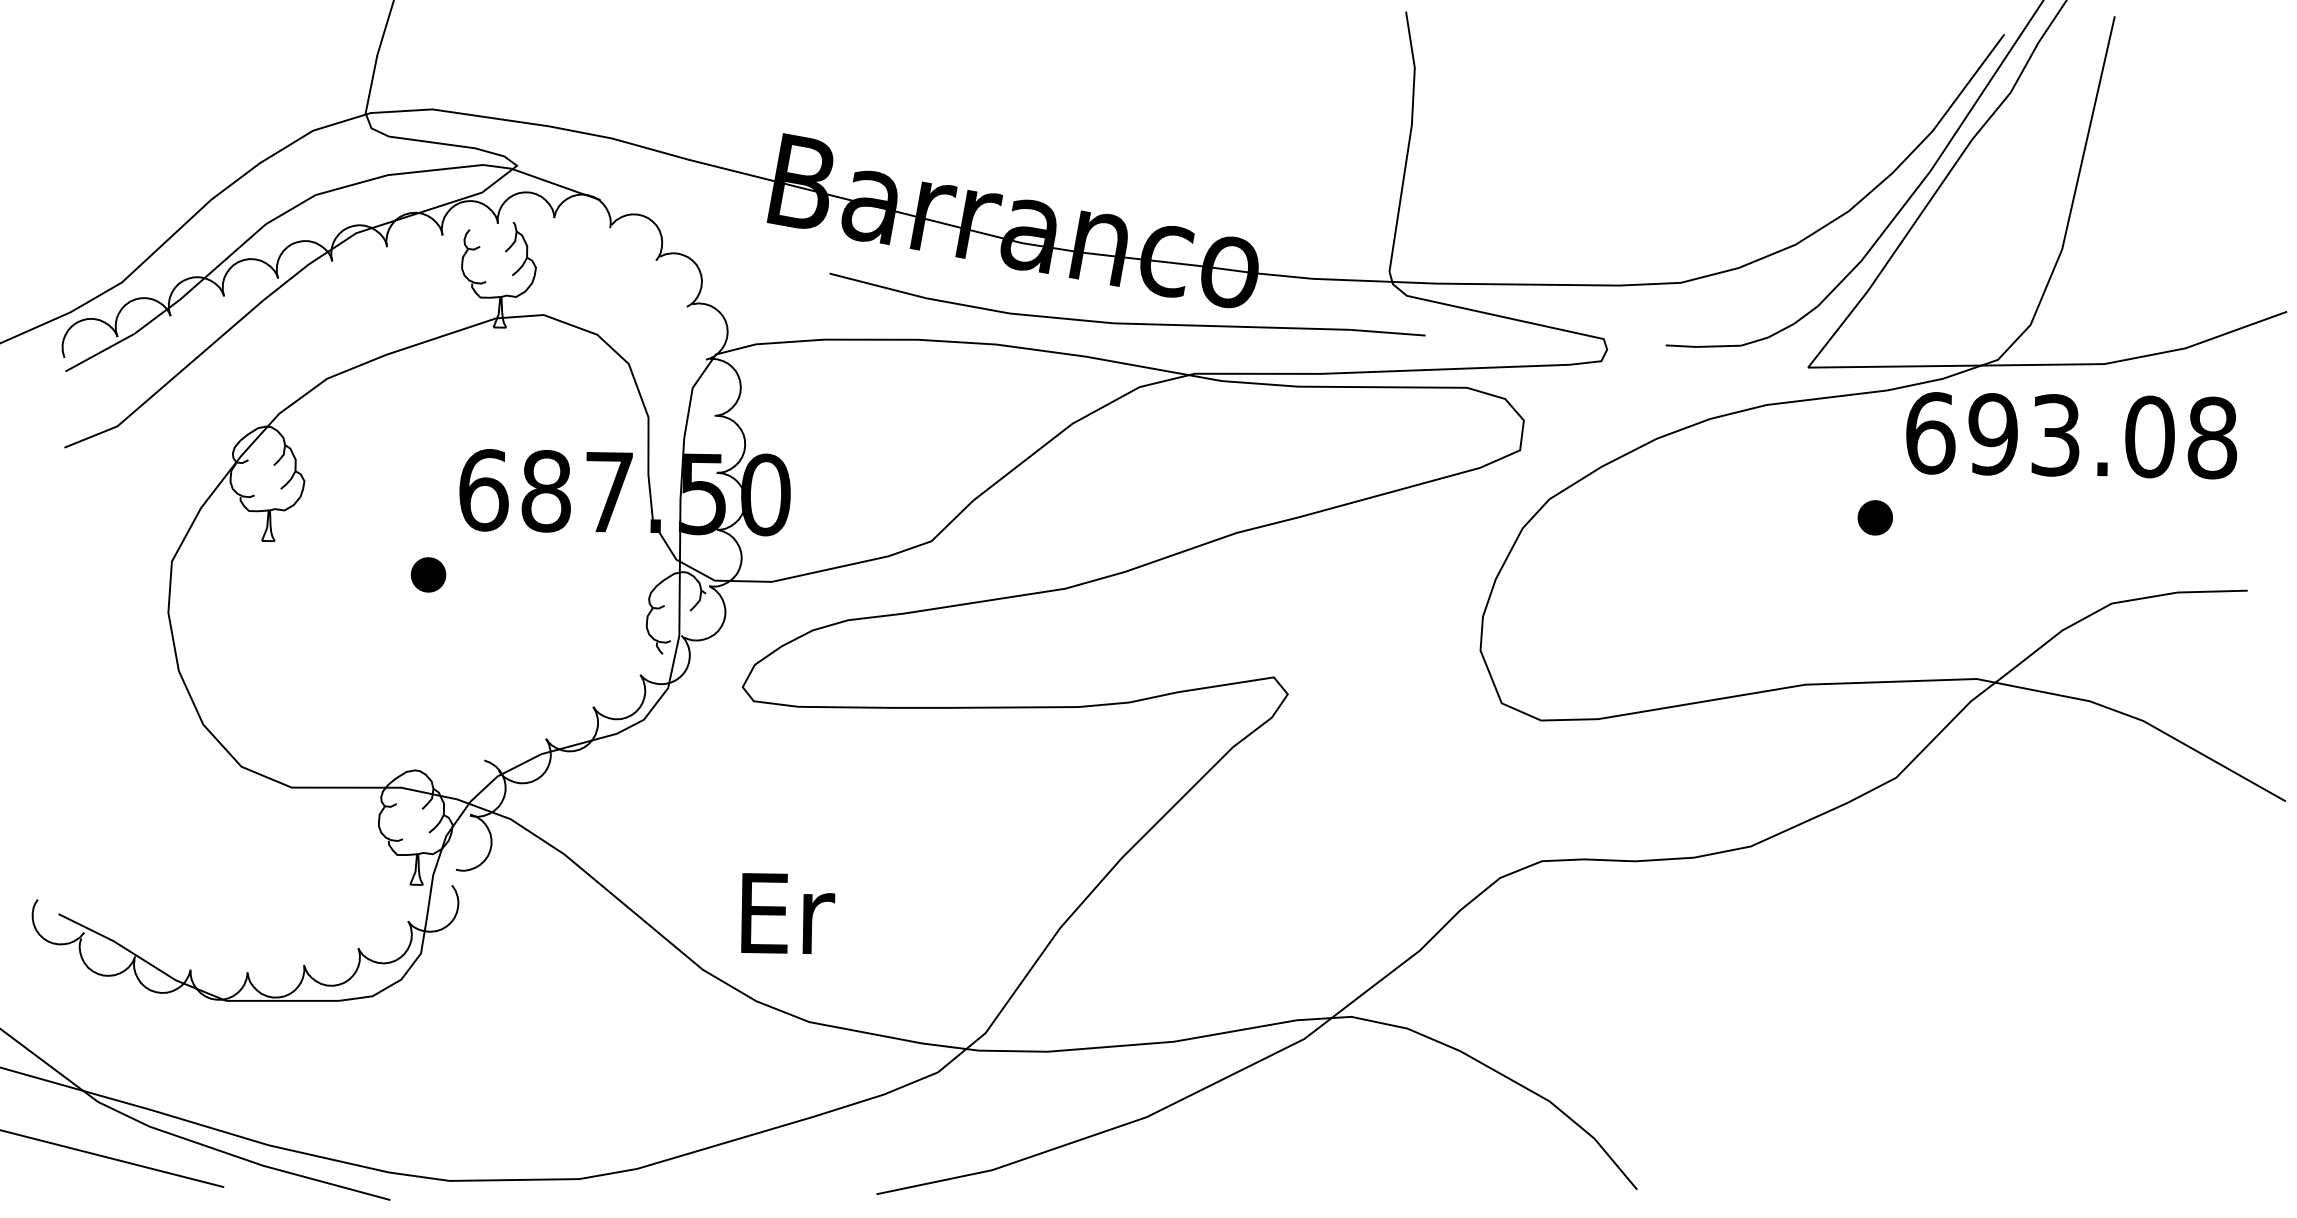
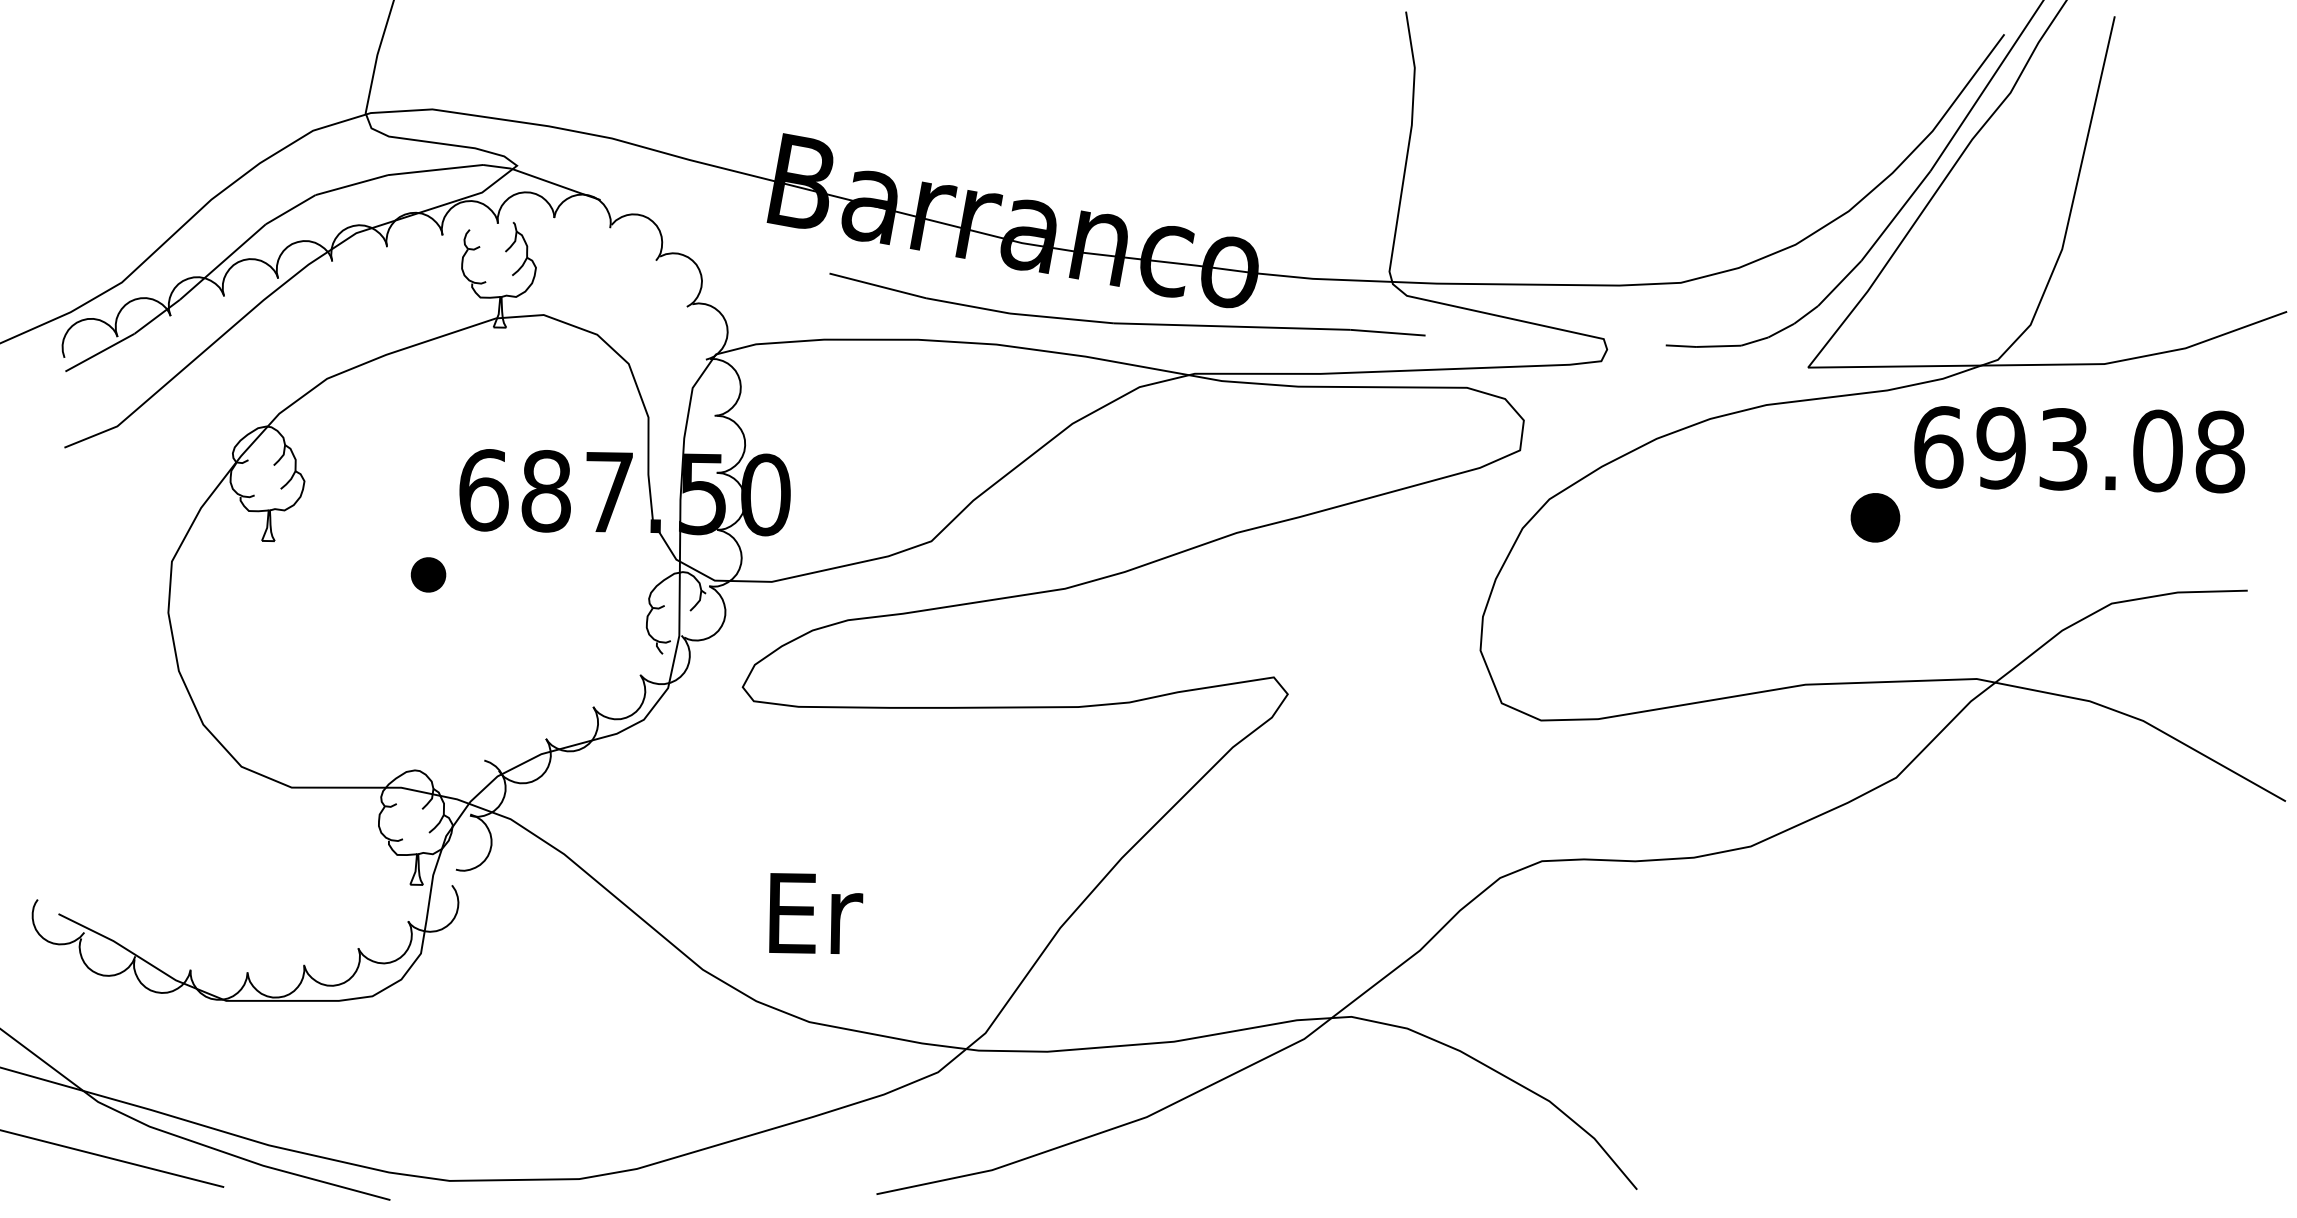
text position: (2071, 435) -> (2079, 449) (2079, 449)
part size: 36x36 px -> 51x50 px (1875, 517)
text position: (788, 913) -> (816, 913) (816, 913)
